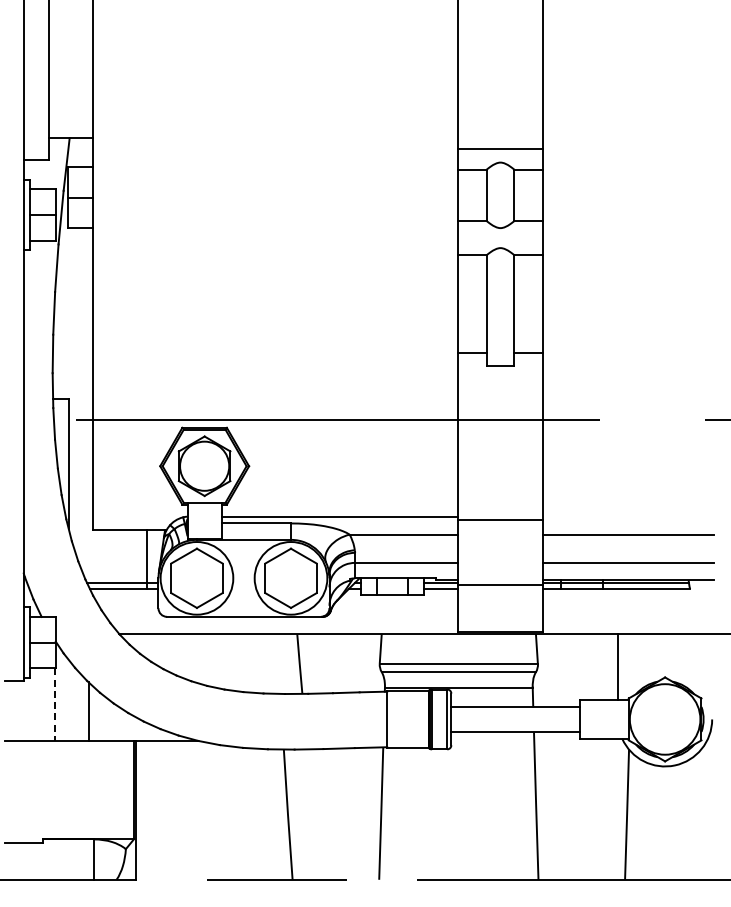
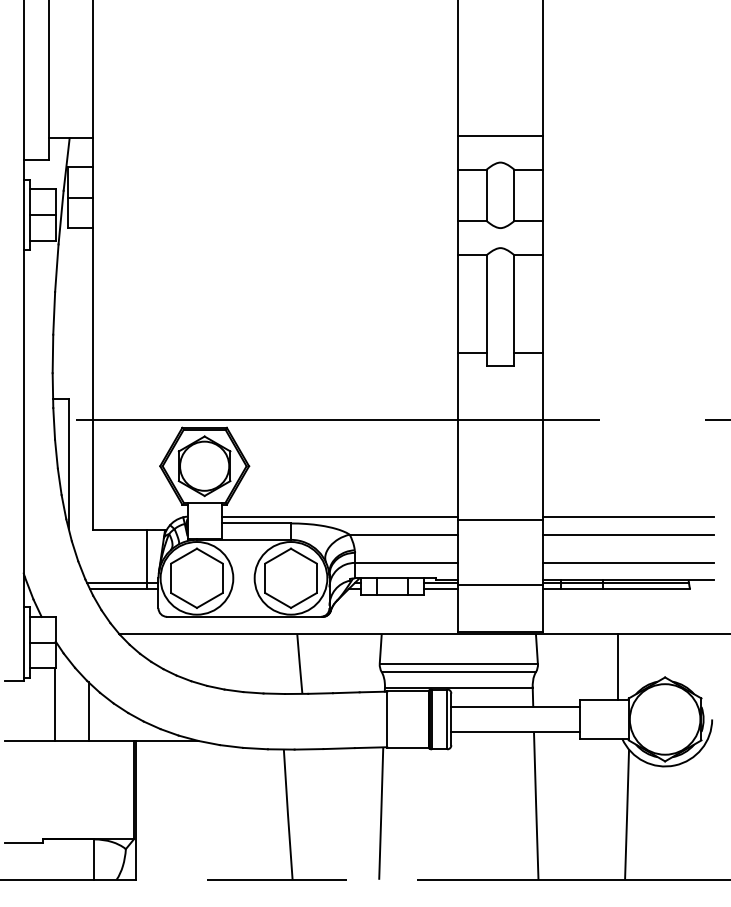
line position: (500, 148) -> (500, 135) (500, 135)
line: none -> present (628, 516)
line: dashed -> solid (55, 705)
